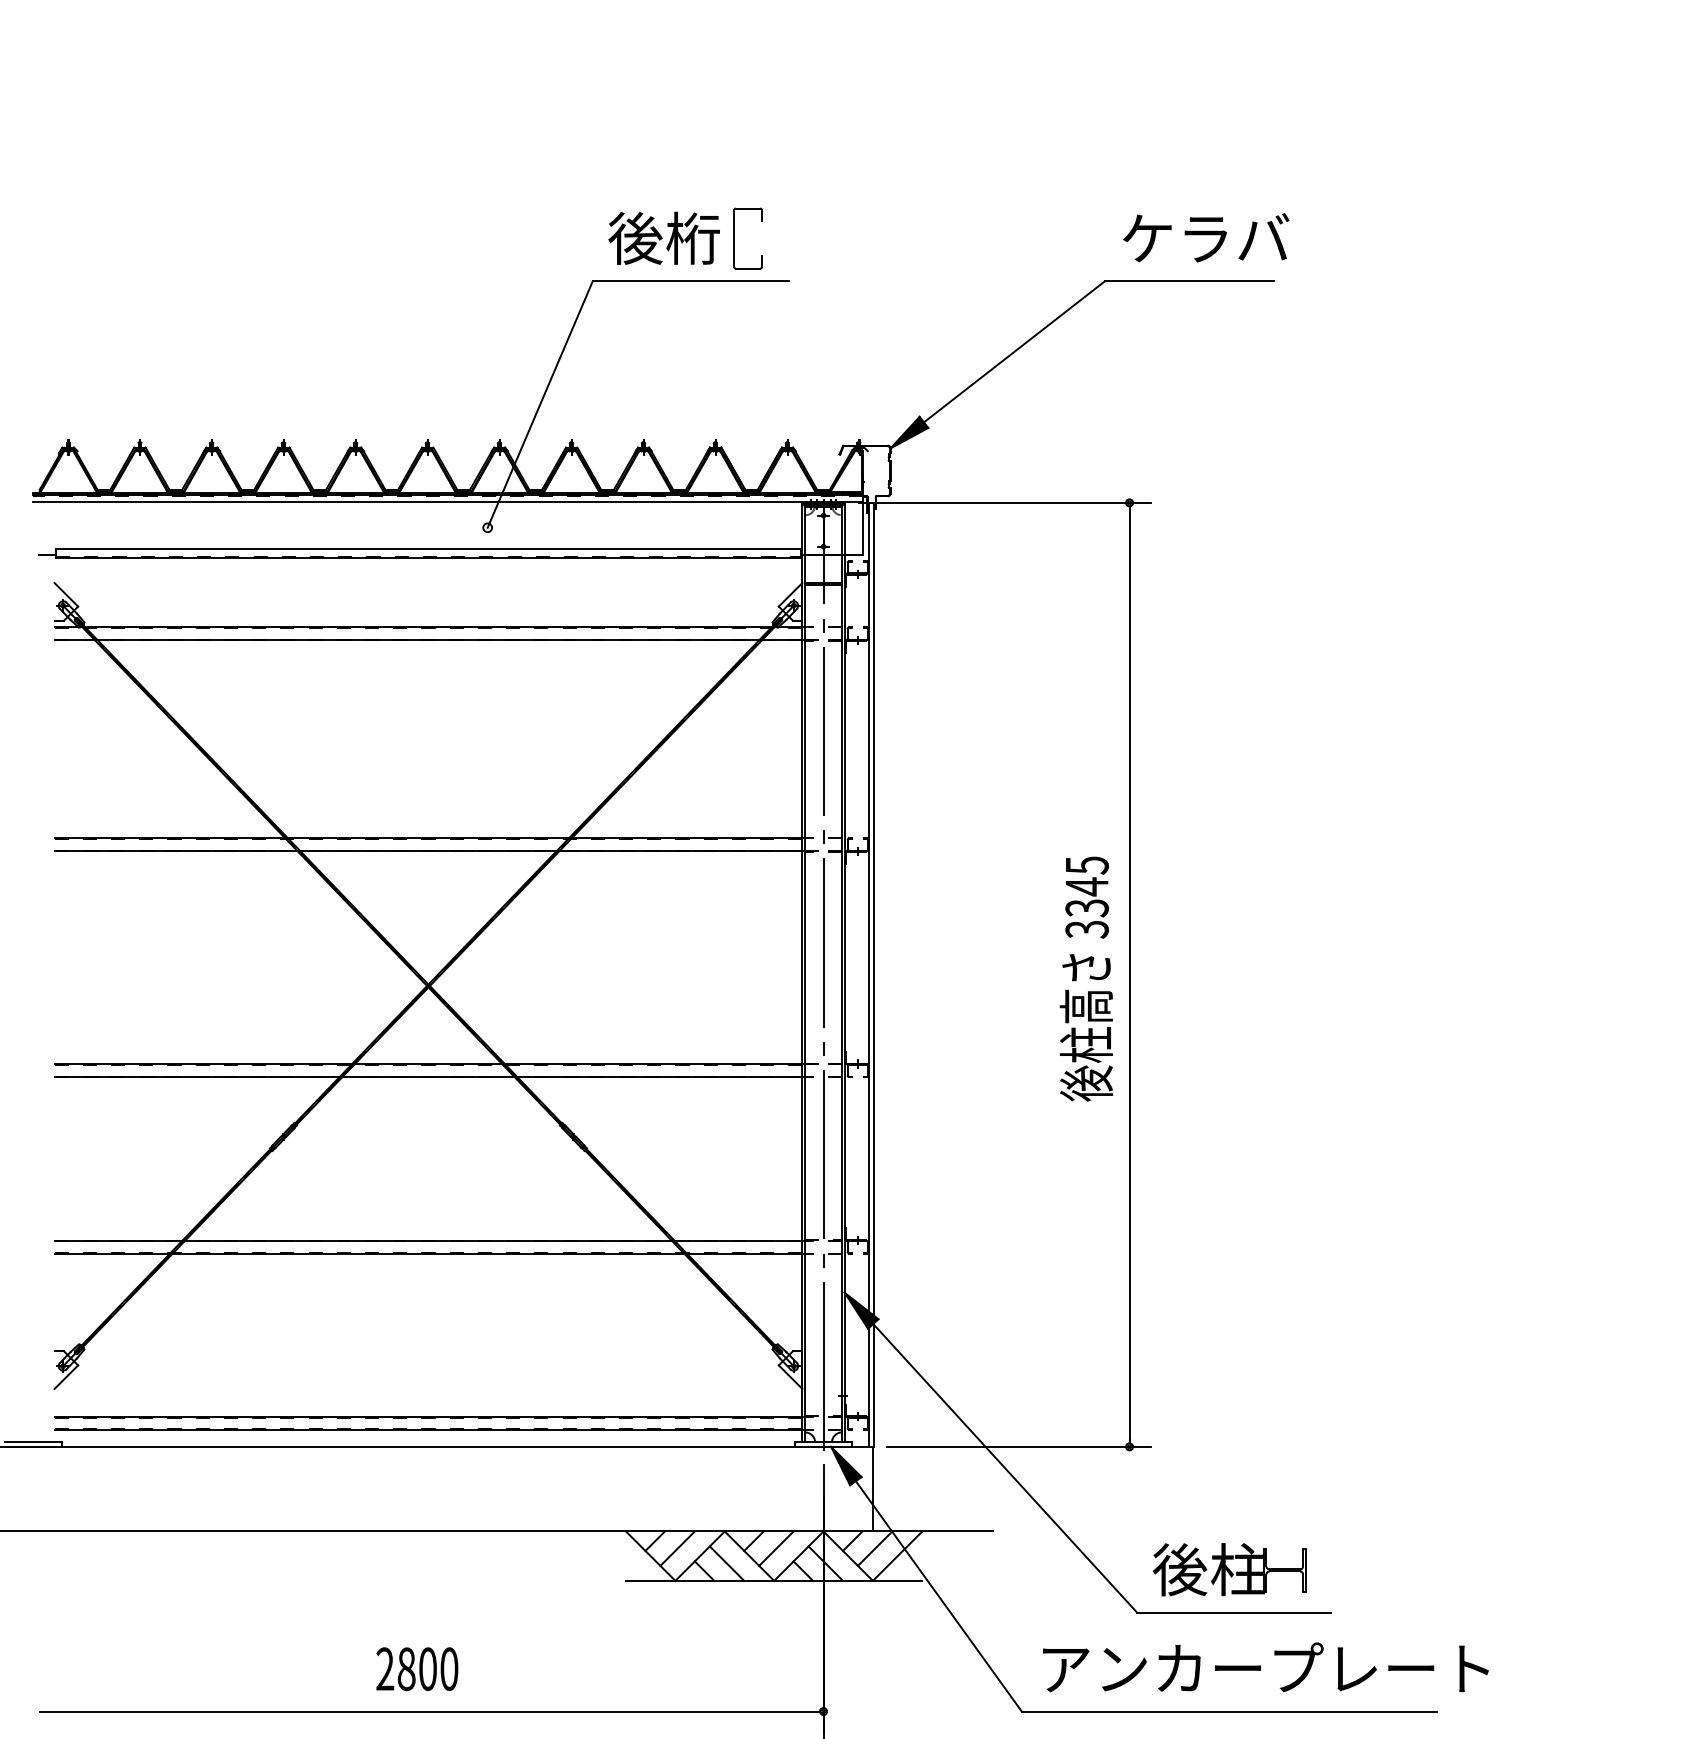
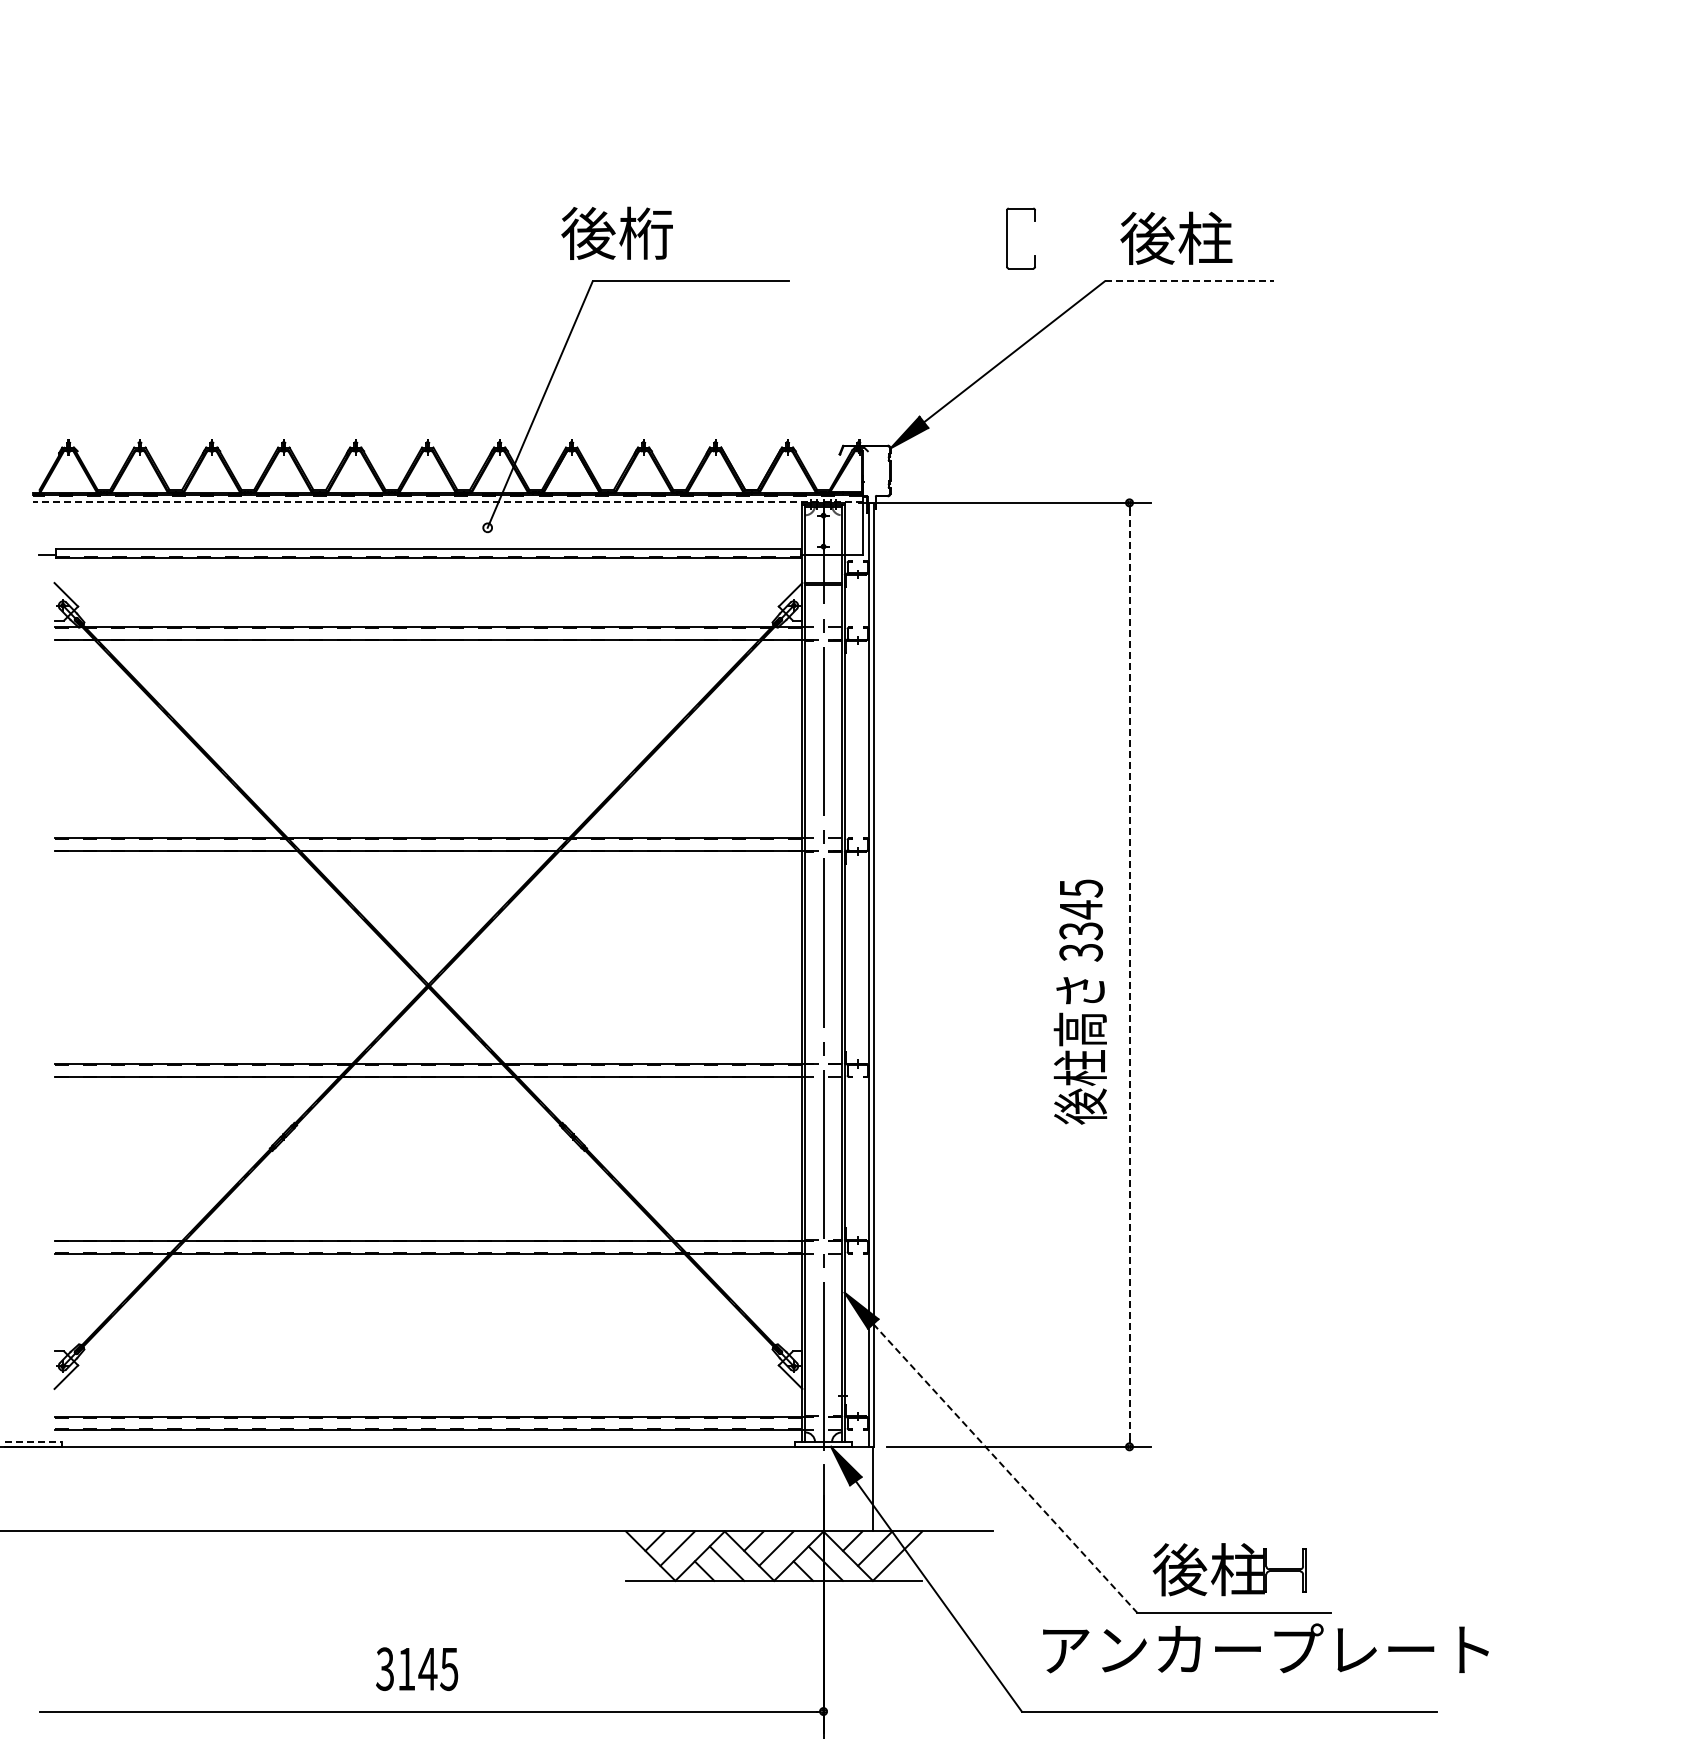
text position: (663, 237) -> (616, 232) (616, 232)
text: ケラバ -> 後柱 (1204, 237)
part position: (734, 238) -> (1007, 238) (1007, 238)
line: solid -> dashed (1189, 281)
line: solid -> dashed (448, 502)
line: solid -> dashed (1129, 974)
text position: (1086, 978) -> (1080, 1001) (1080, 1001)
line: solid -> dashed (33, 1442)
line: solid -> dashed (1005, 1468)
text position: (1265, 1667) -> (1265, 1648) (1265, 1648)
text: 2800 -> 3145 (417, 1669)
